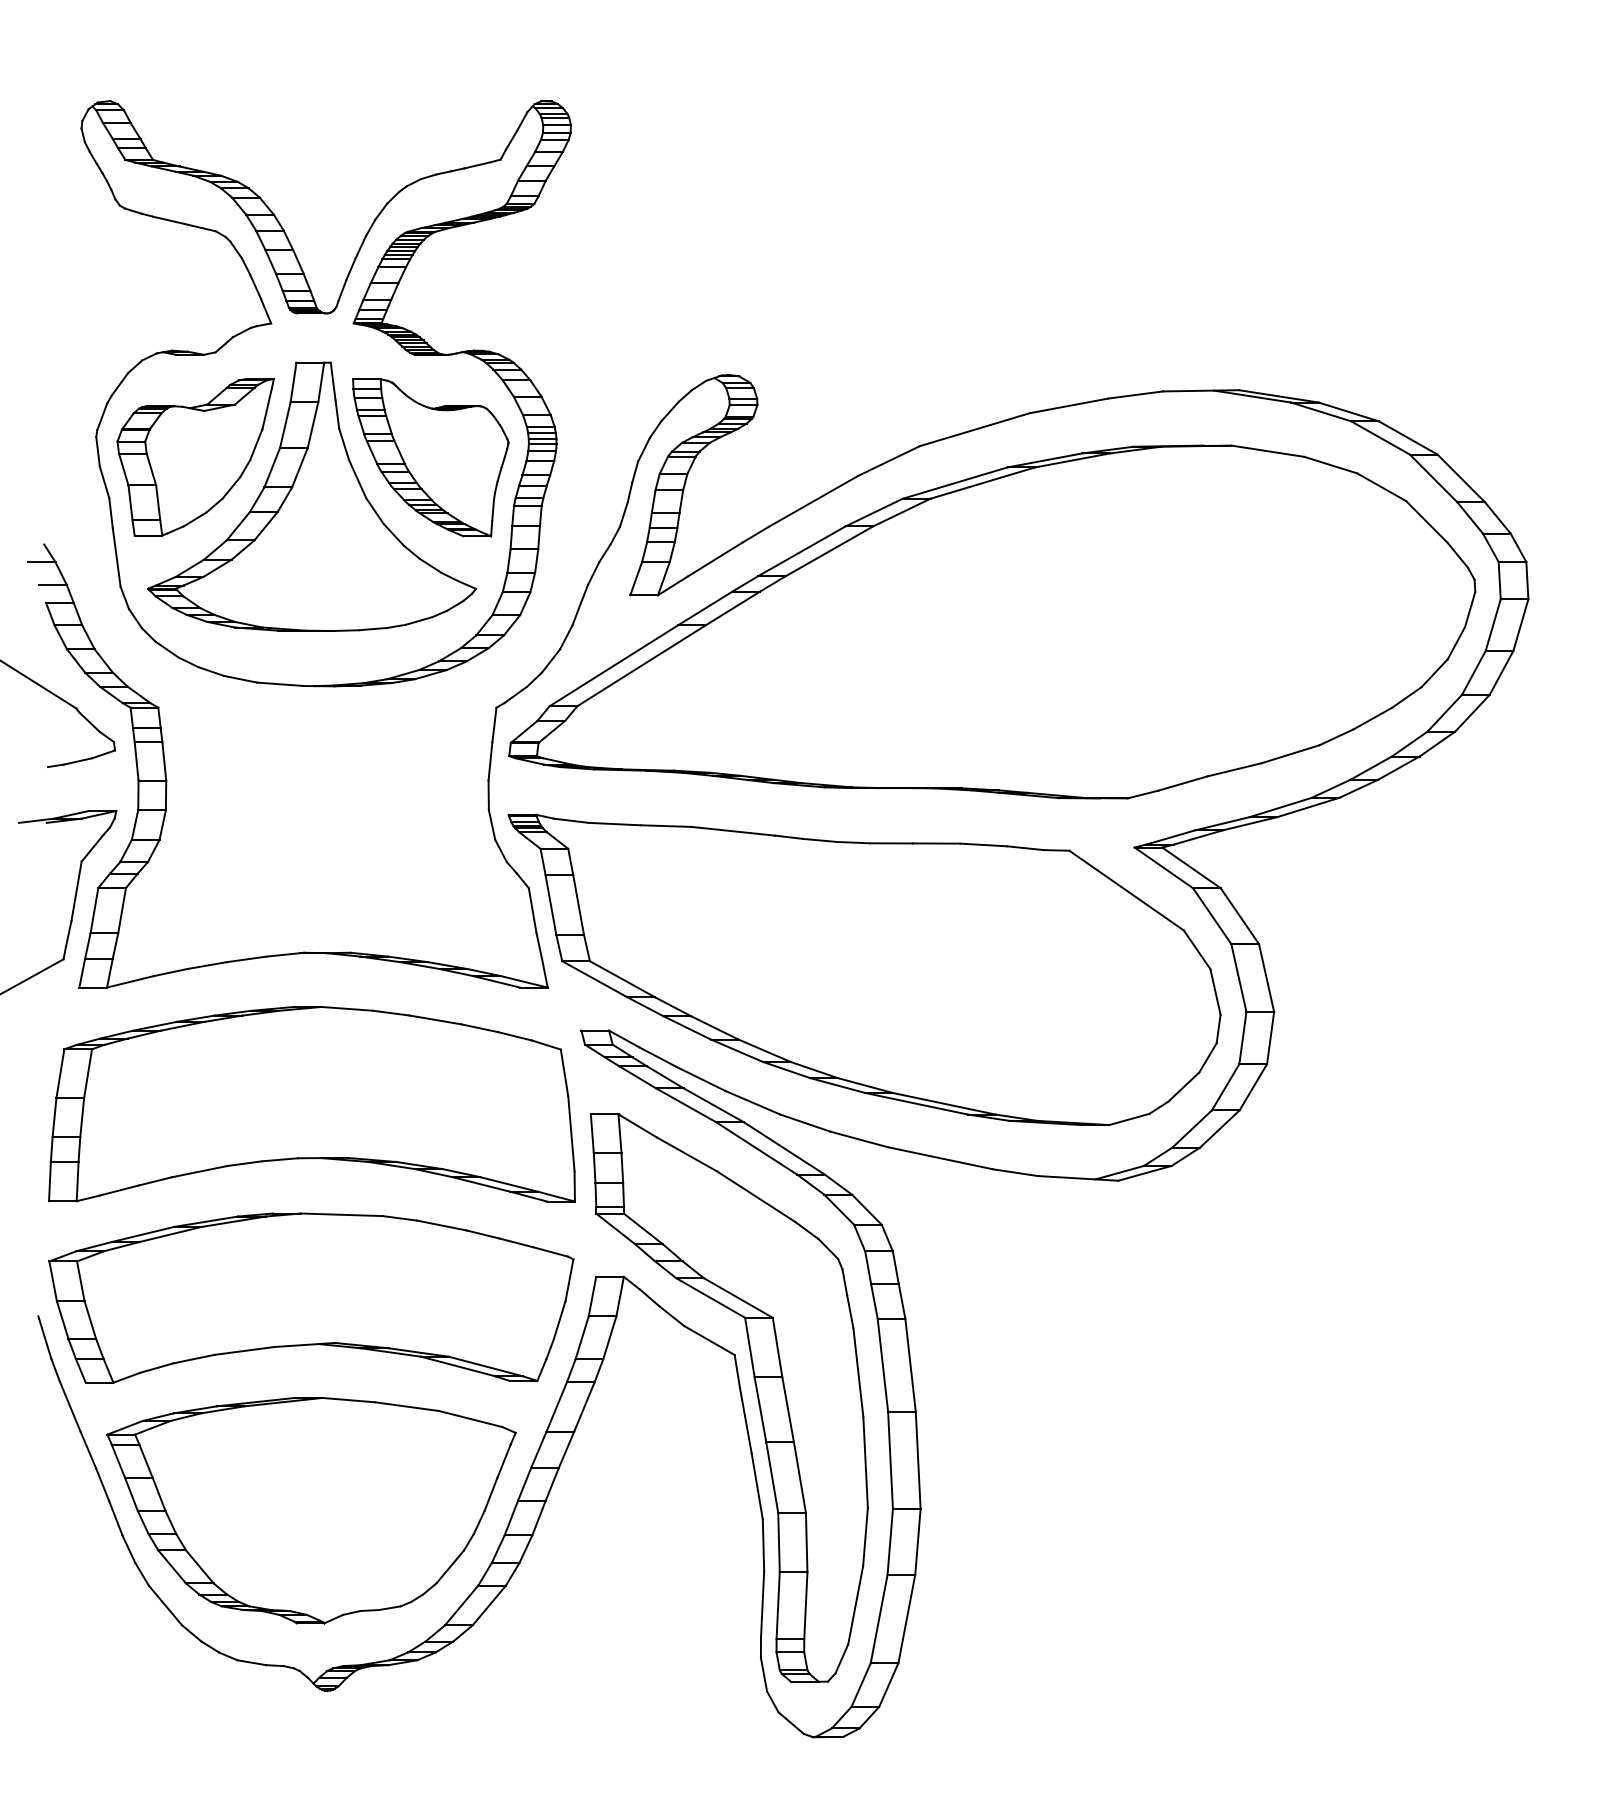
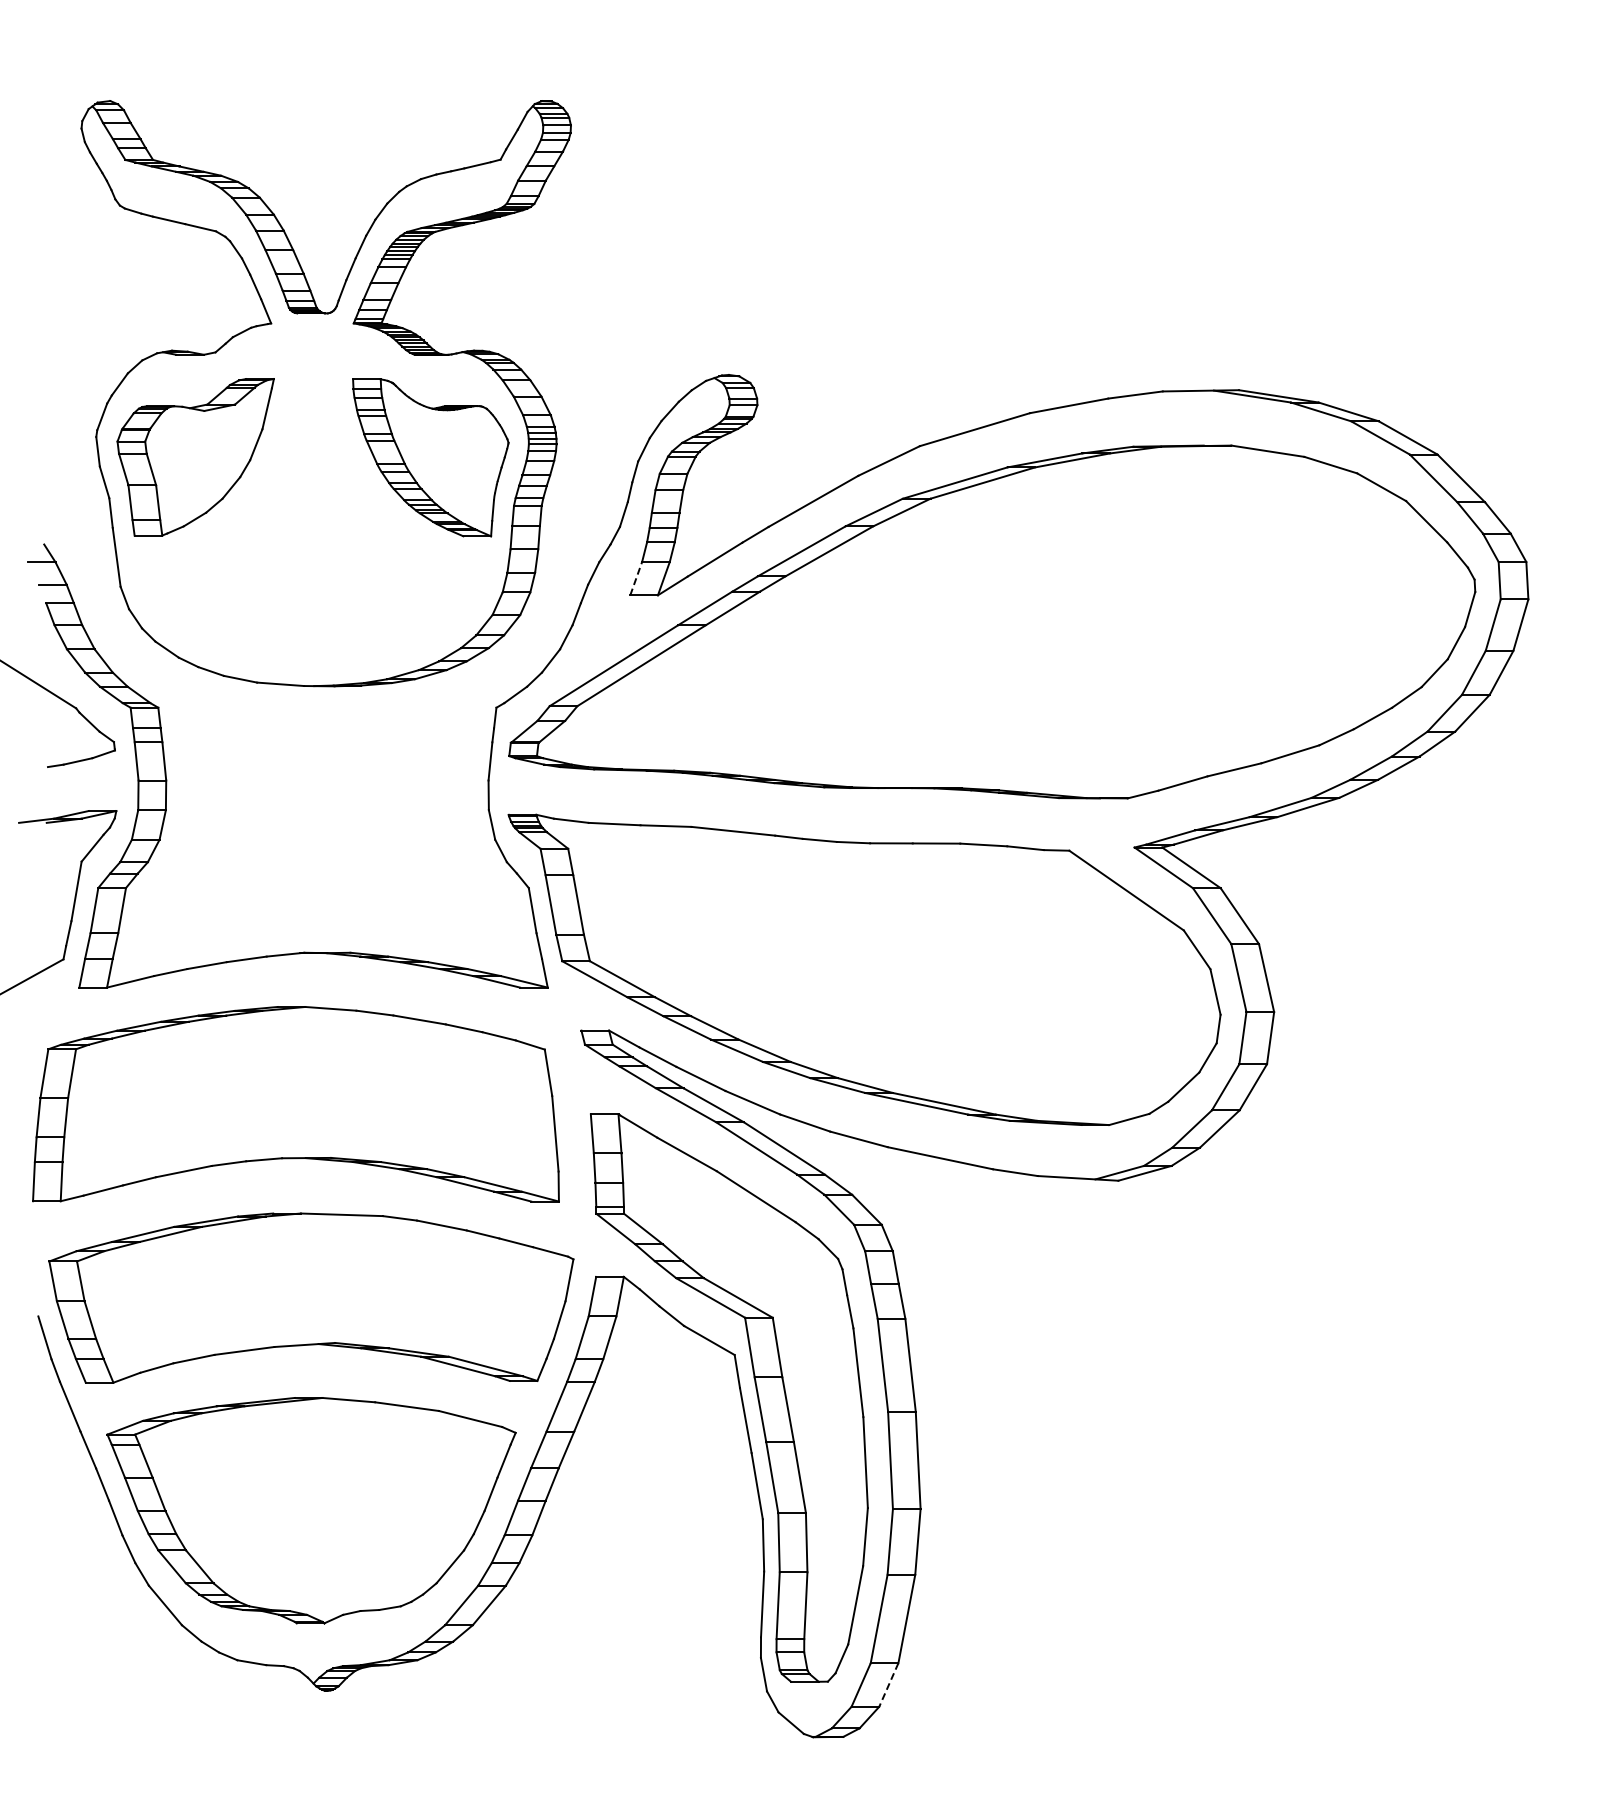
part: present -> none (312, 496)
line: solid -> dashed (636, 578)
part position: (311, 1104) -> (295, 1104) (295, 1104)
line: solid -> dashed (888, 1685)
